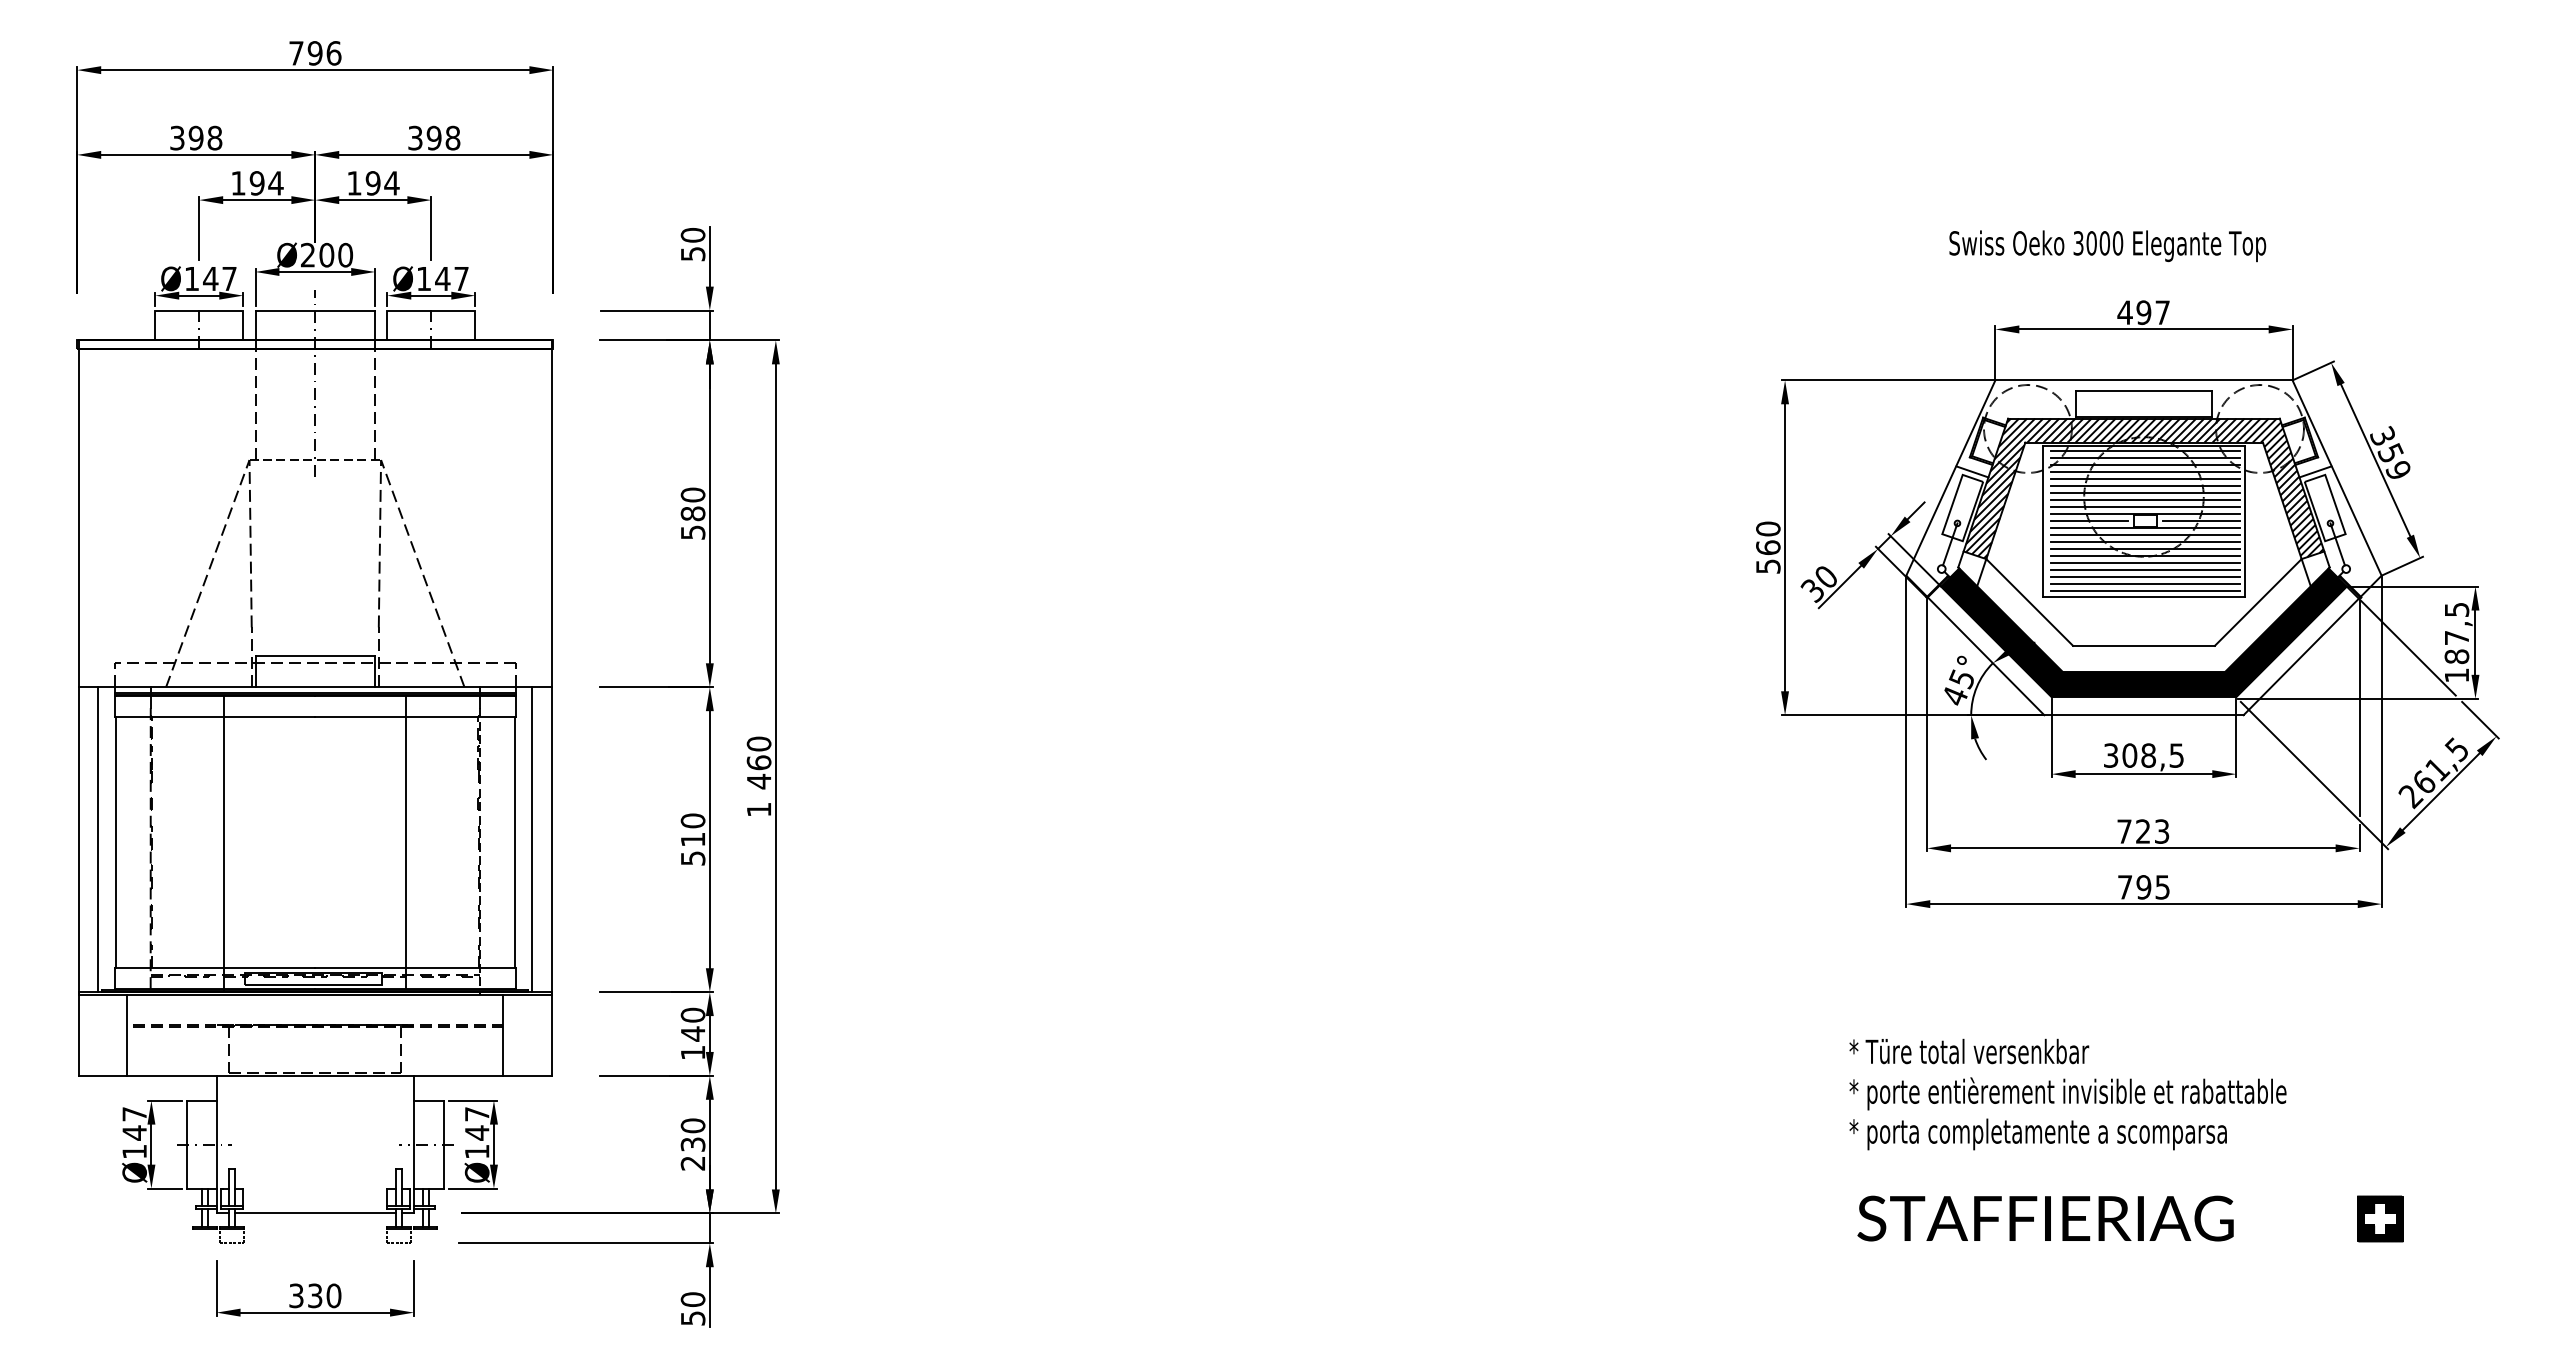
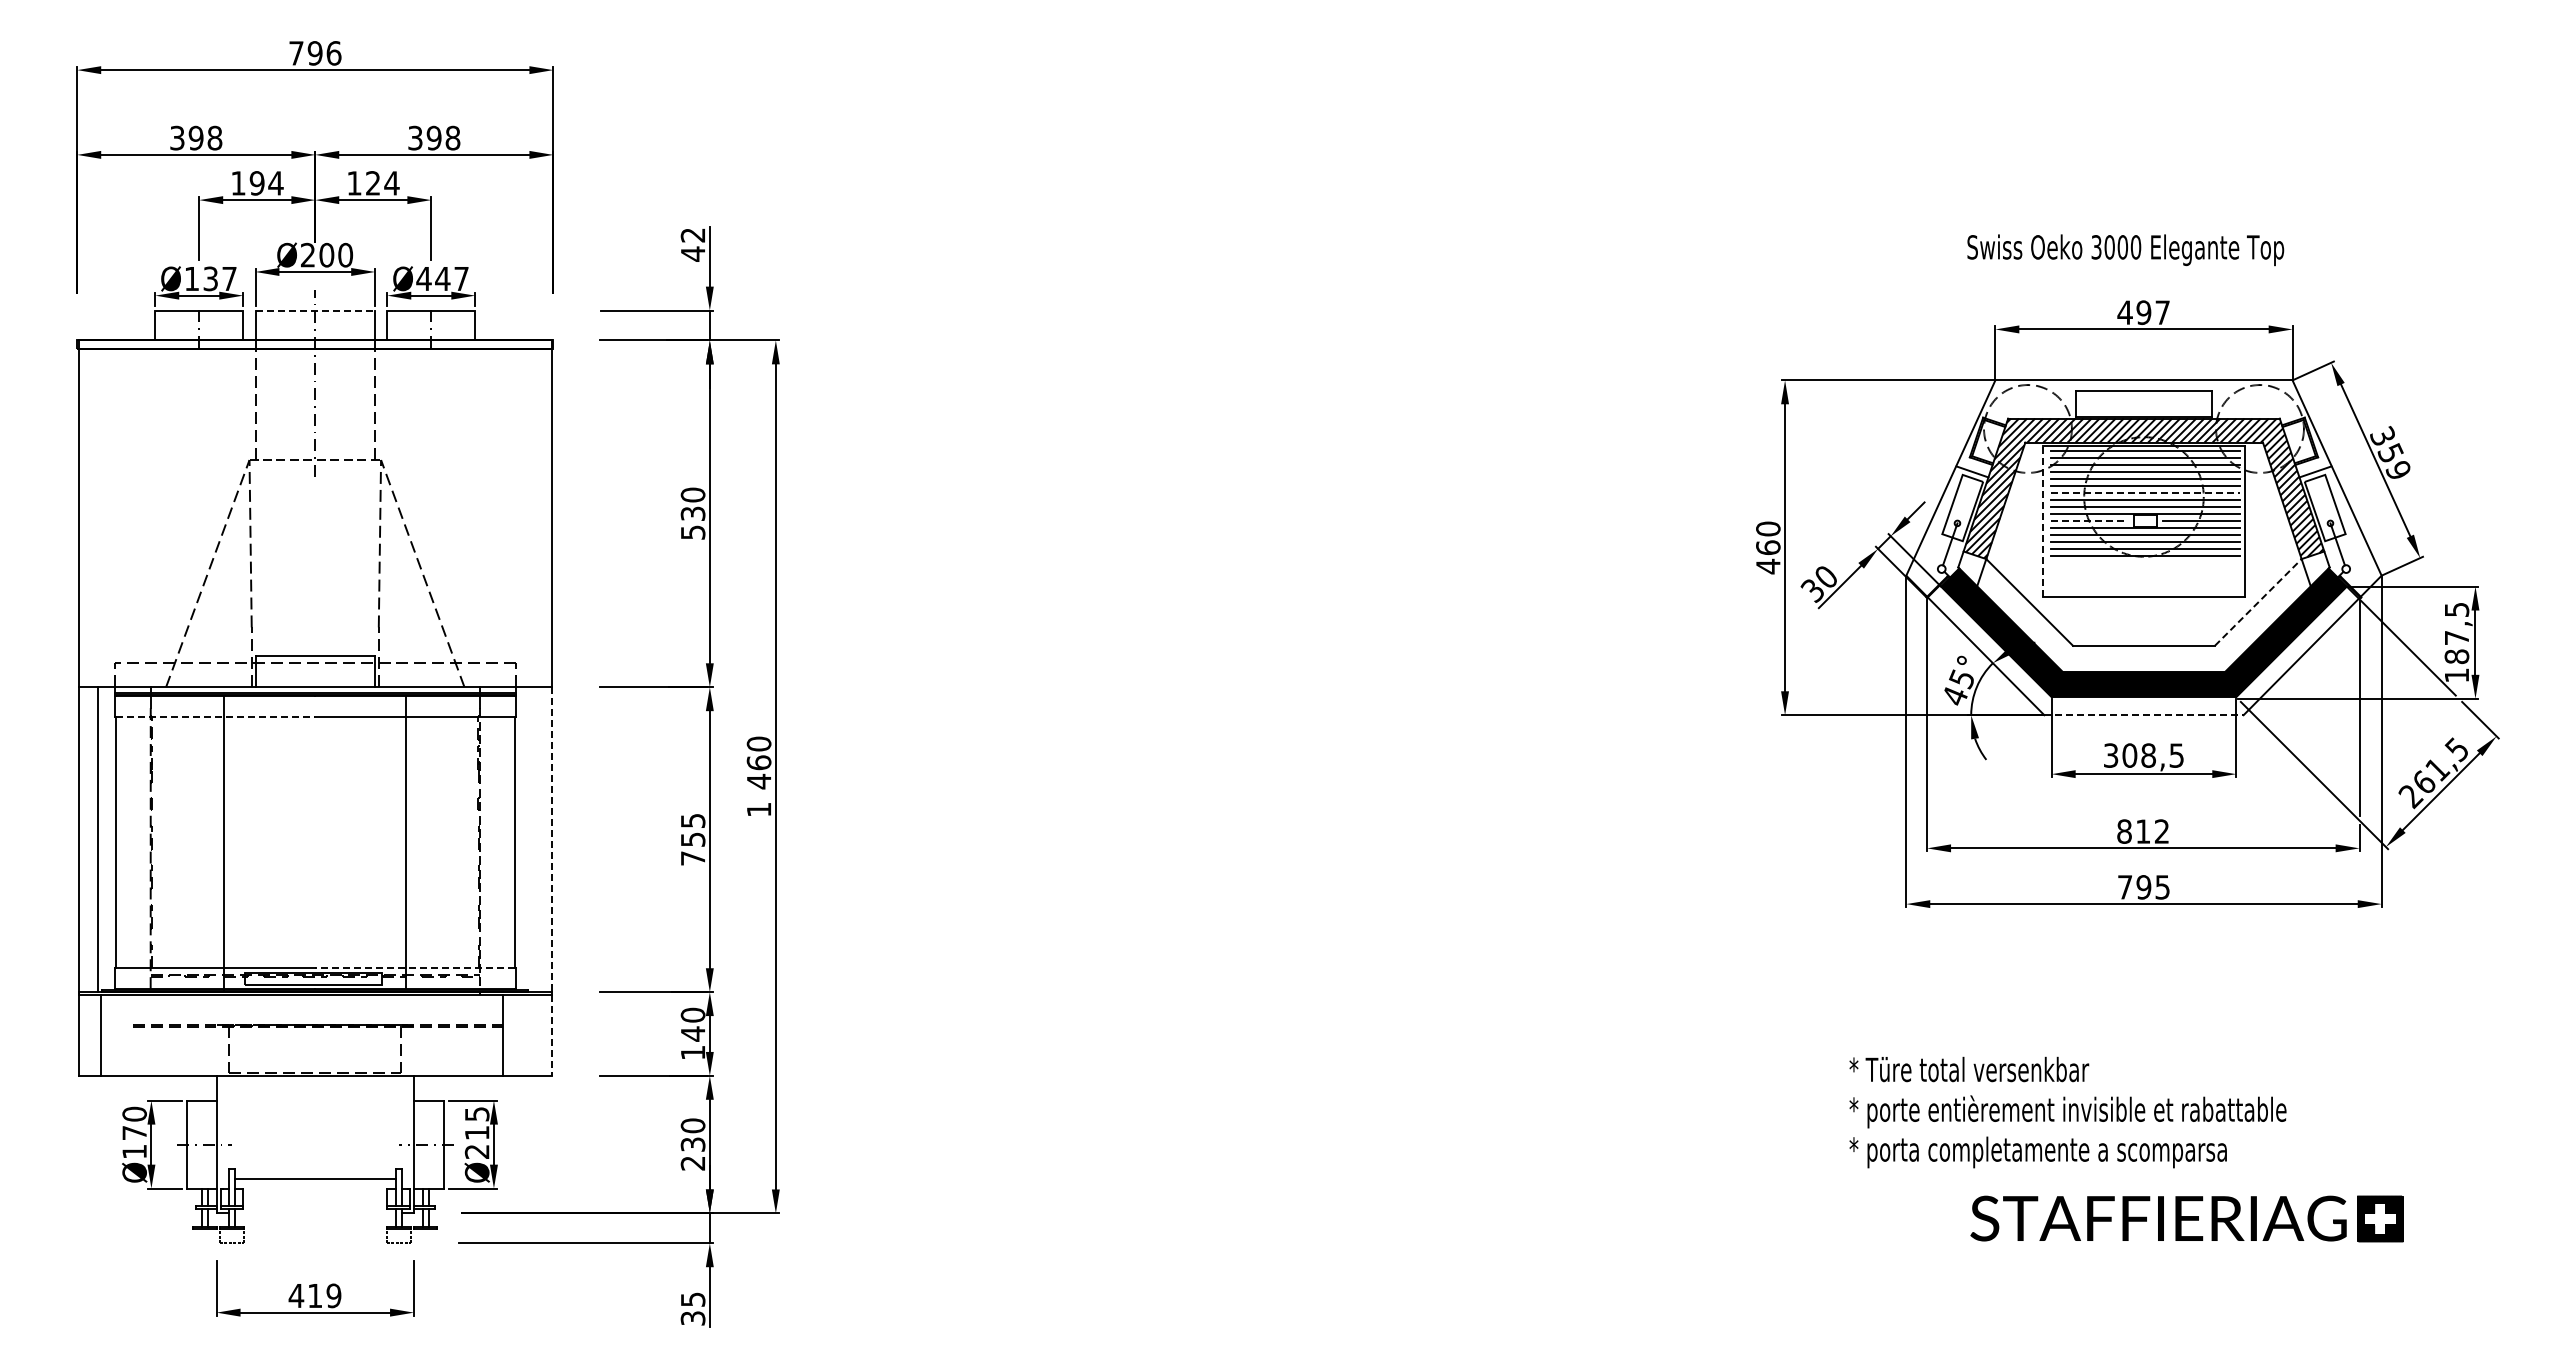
text: 194 -> 124 (372, 183)
text: 50 -> 42 (692, 244)
text position: (2107, 246) -> (2125, 250) (2125, 250)
text: Ø147 -> Ø137 (210, 278)
text: Ø147 -> Ø447 (423, 278)
line: solid -> dashed (315, 310)
line: solid -> dashed (2146, 493)
text: 580 -> 530 (692, 513)
line: solid -> dashed (2043, 520)
line: solid -> dashed (2089, 521)
line: present -> none (2145, 562)
text: 560 -> 460 (1768, 566)
line: present -> none (2145, 569)
line: present -> none (2145, 576)
line: present -> none (2145, 583)
line: present -> none (2145, 590)
line: solid -> dashed (2258, 602)
line: solid -> dashed (2143, 715)
line: solid -> dashed (215, 717)
text: 723 -> 812 (2143, 831)
line: present -> none (532, 839)
text: 510 -> 755 (692, 839)
line: solid -> dashed (551, 882)
line: solid -> dashed (415, 968)
line position: (127, 1034) -> (101, 1034) (101, 1034)
text position: (2067, 1094) -> (2067, 1112) (2067, 1112)
text: Ø147 -> Ø170 (134, 1123)
text: Ø147 -> Ø215 (476, 1132)
line position: (314, 1213) -> (314, 1179) (314, 1179)
text position: (2045, 1218) -> (2158, 1218) (2158, 1218)
text: 330 -> 419 (314, 1295)
text: 50 -> 35 (692, 1308)
